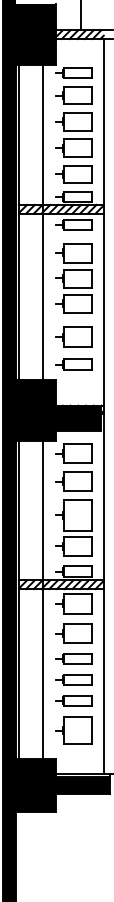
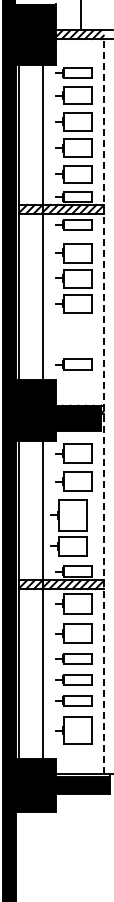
part: present -> none (73, 336)
line: solid -> dashed (103, 406)
part position: (73, 527) -> (68, 527) (68, 527)
